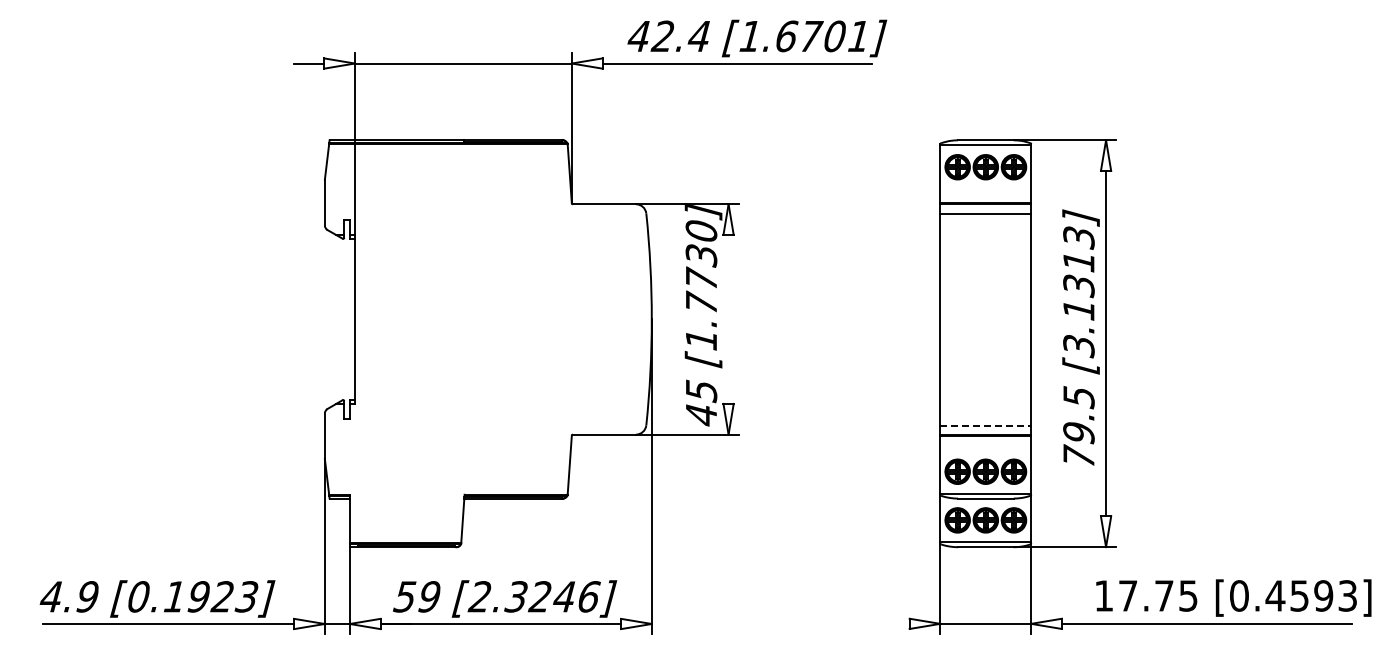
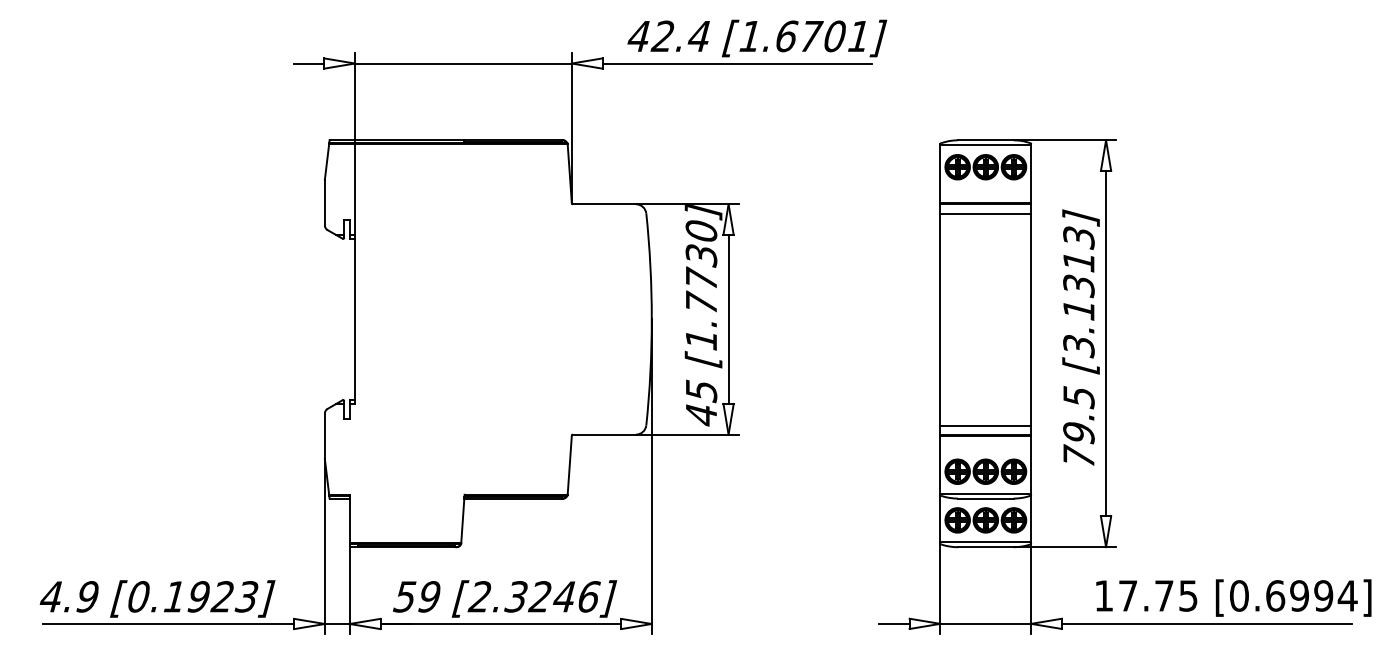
line: none -> present (728, 319)
line: dashed -> solid (986, 425)
text: [0.4593] -> [0.6994] (1311, 595)
line: none -> present (893, 623)
